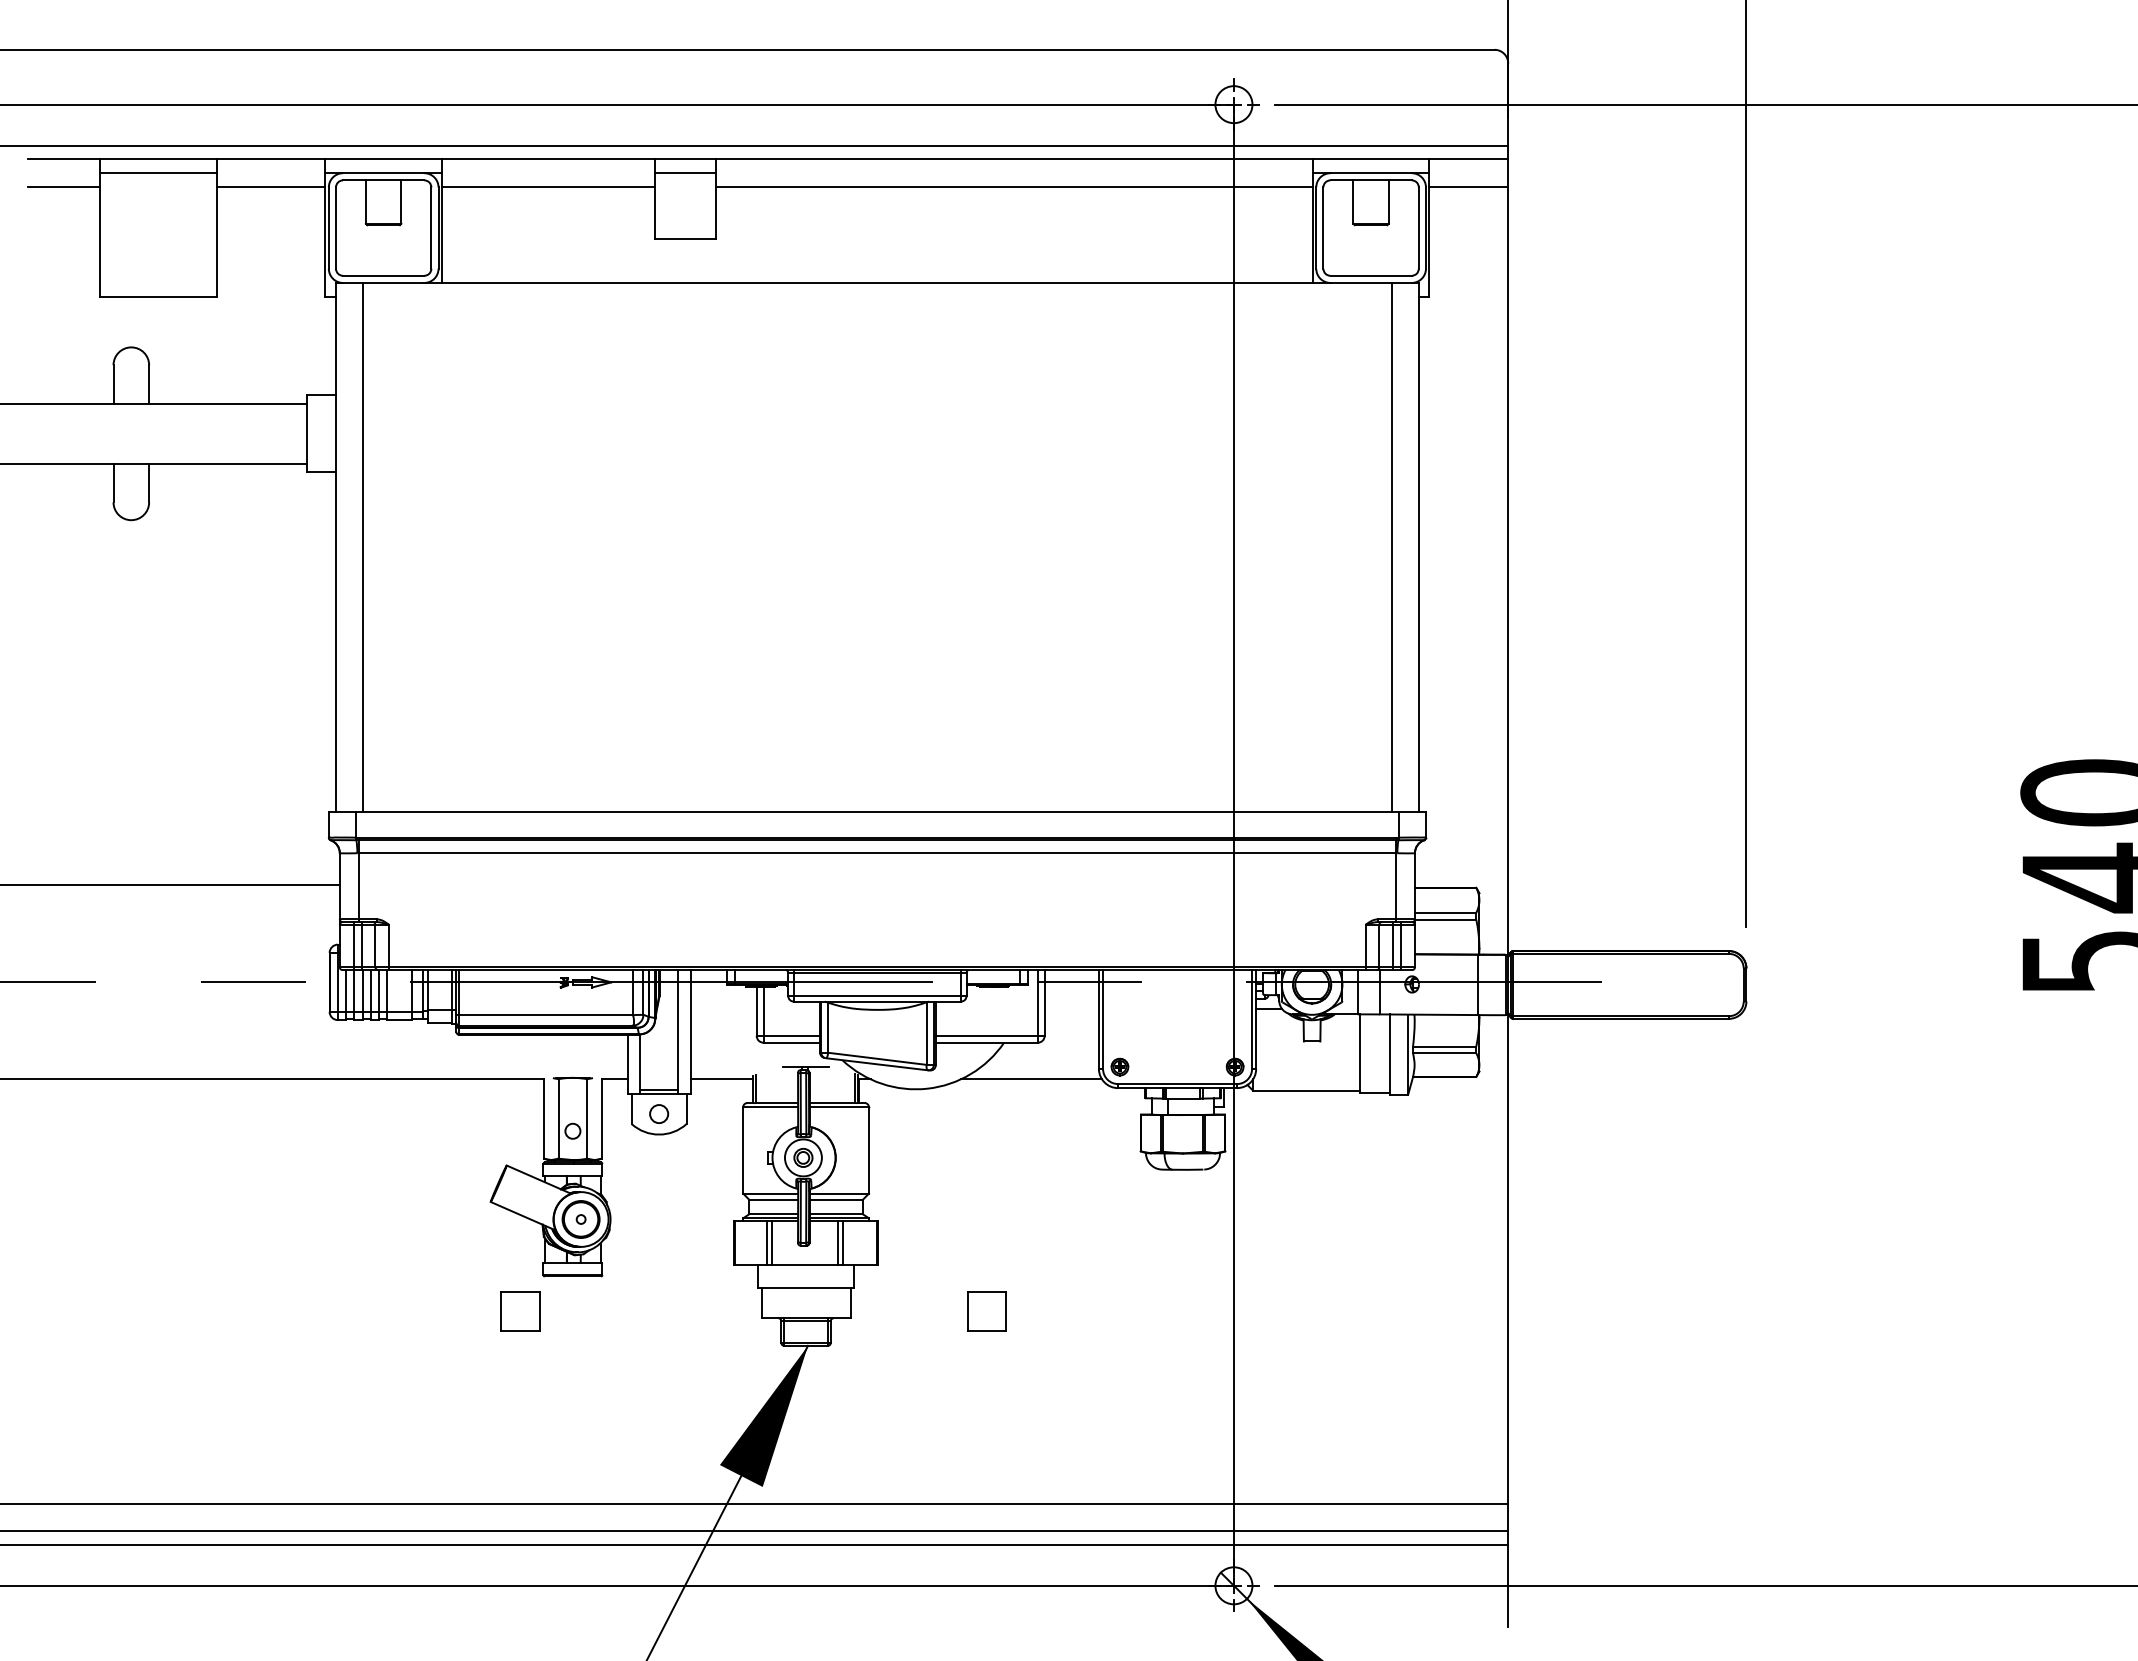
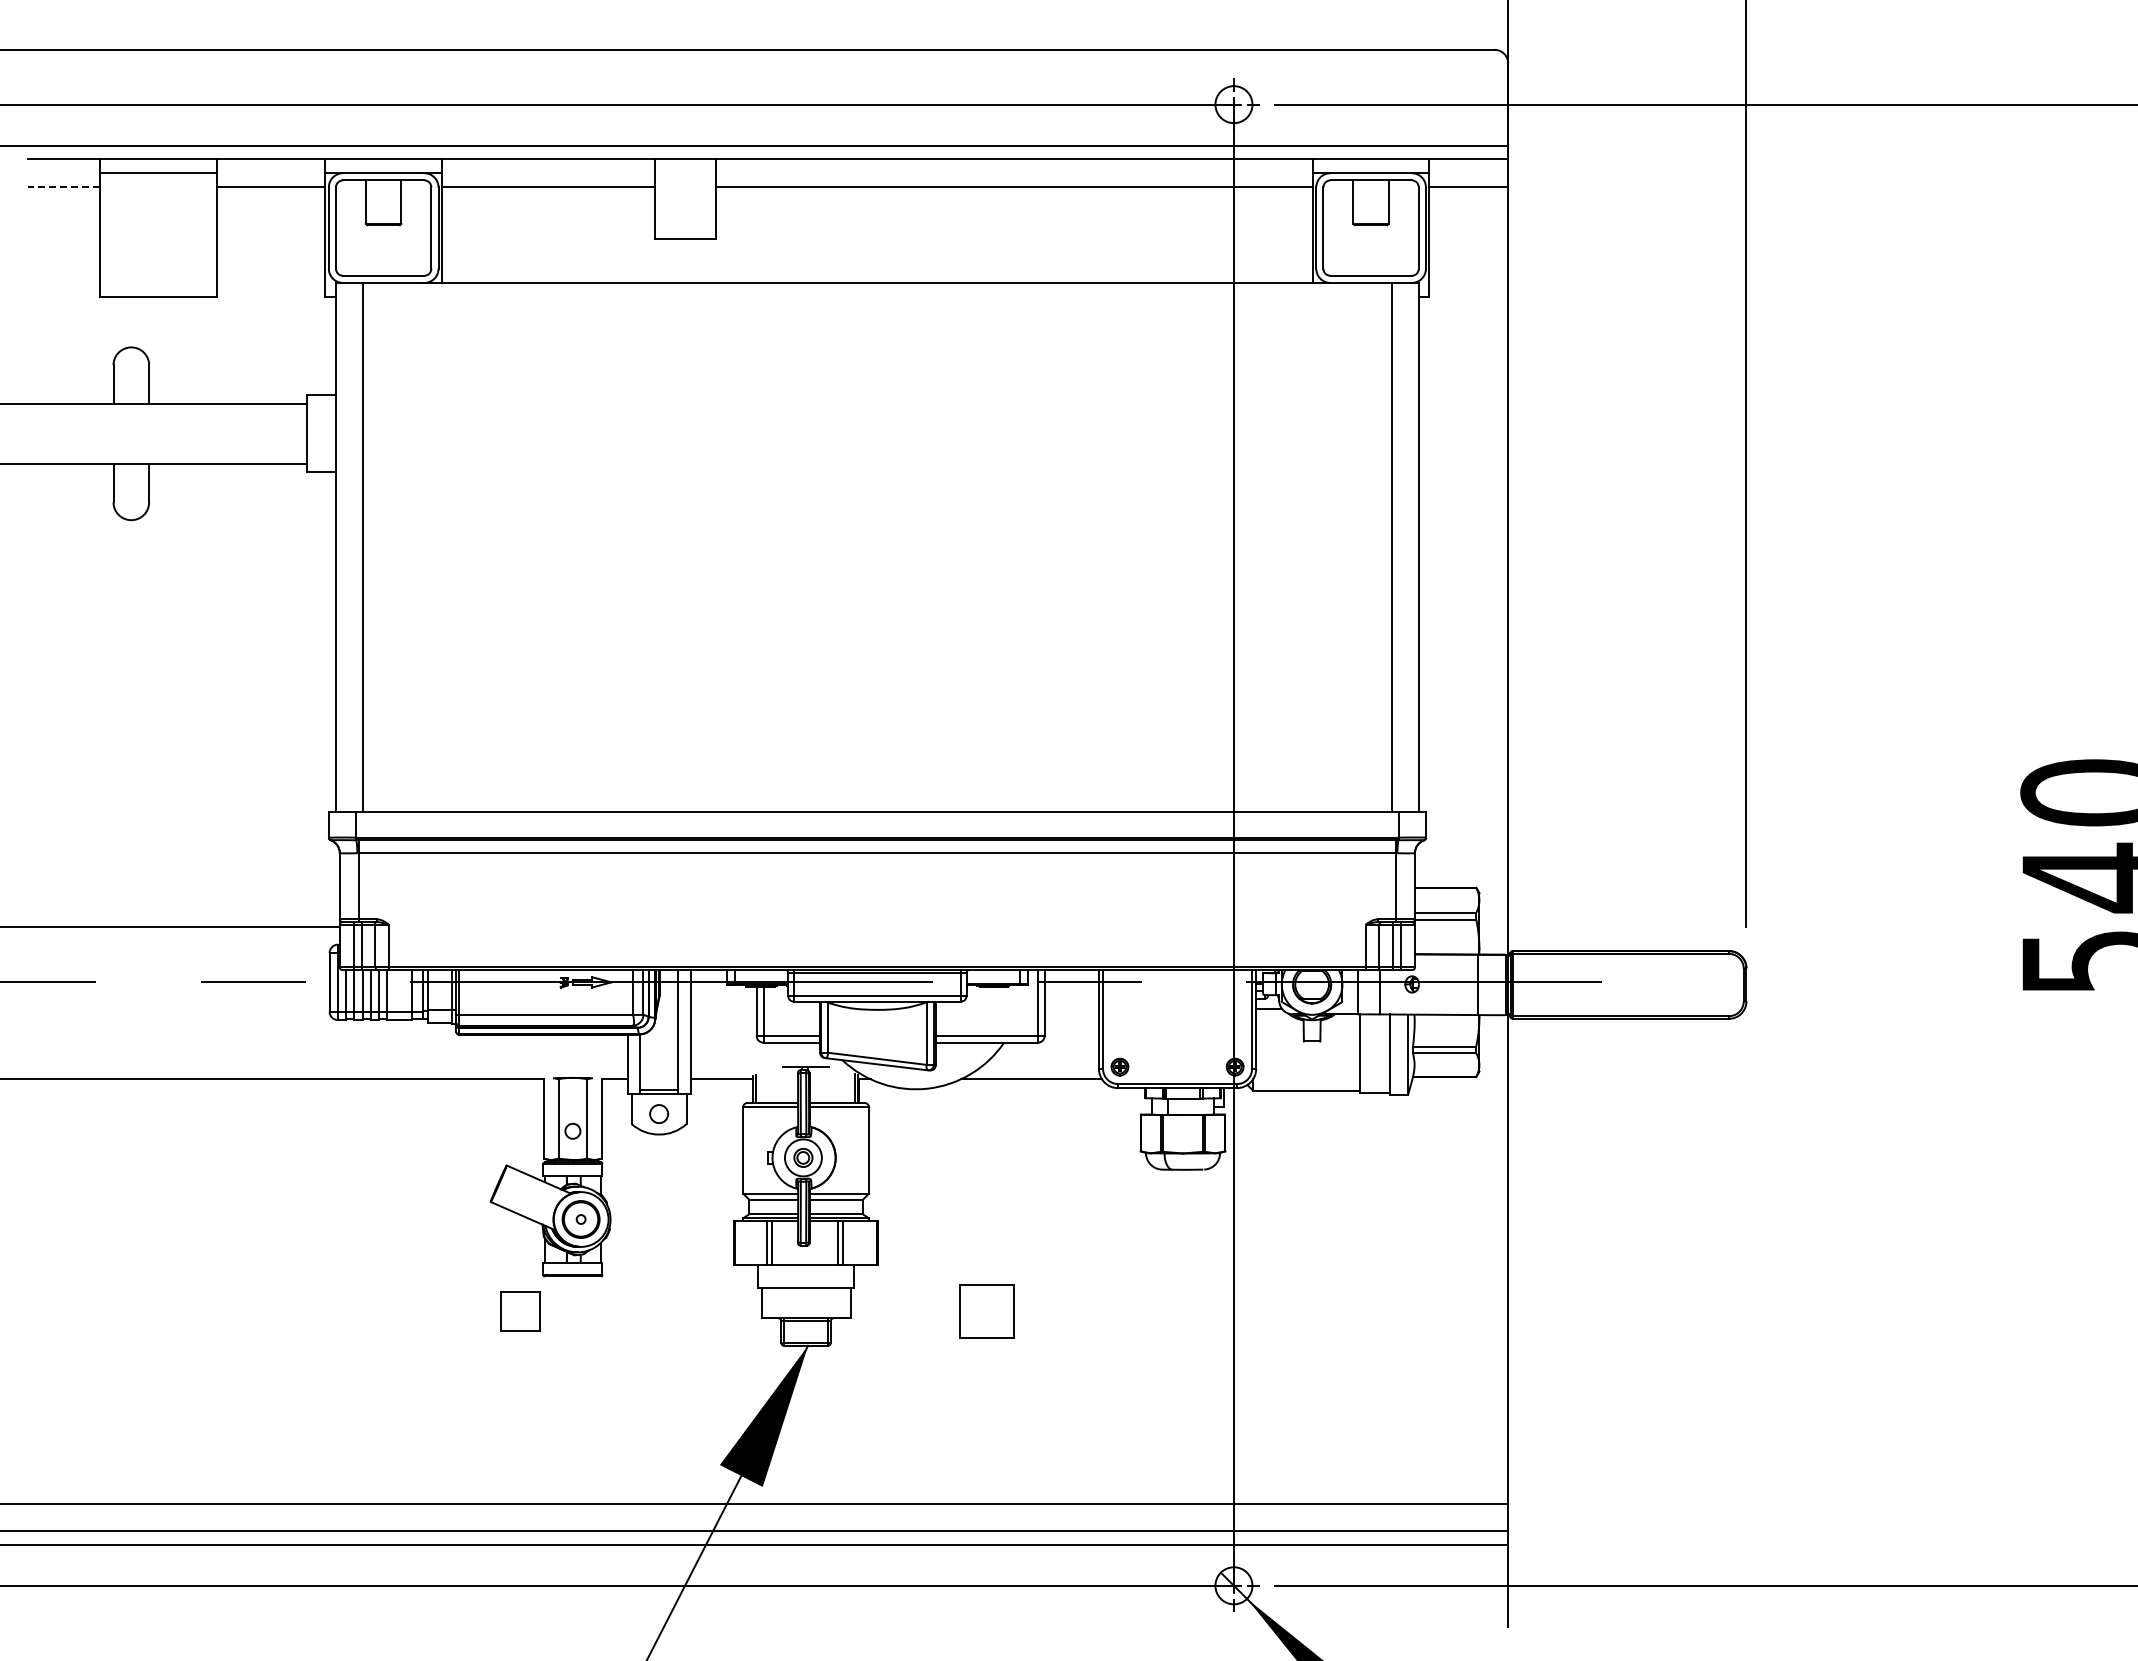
line: present -> none (685, 173)
line: solid -> dashed (63, 186)
line position: (170, 885) -> (170, 927) (170, 927)
part size: 40x41 px -> 56x55 px (986, 1311)
